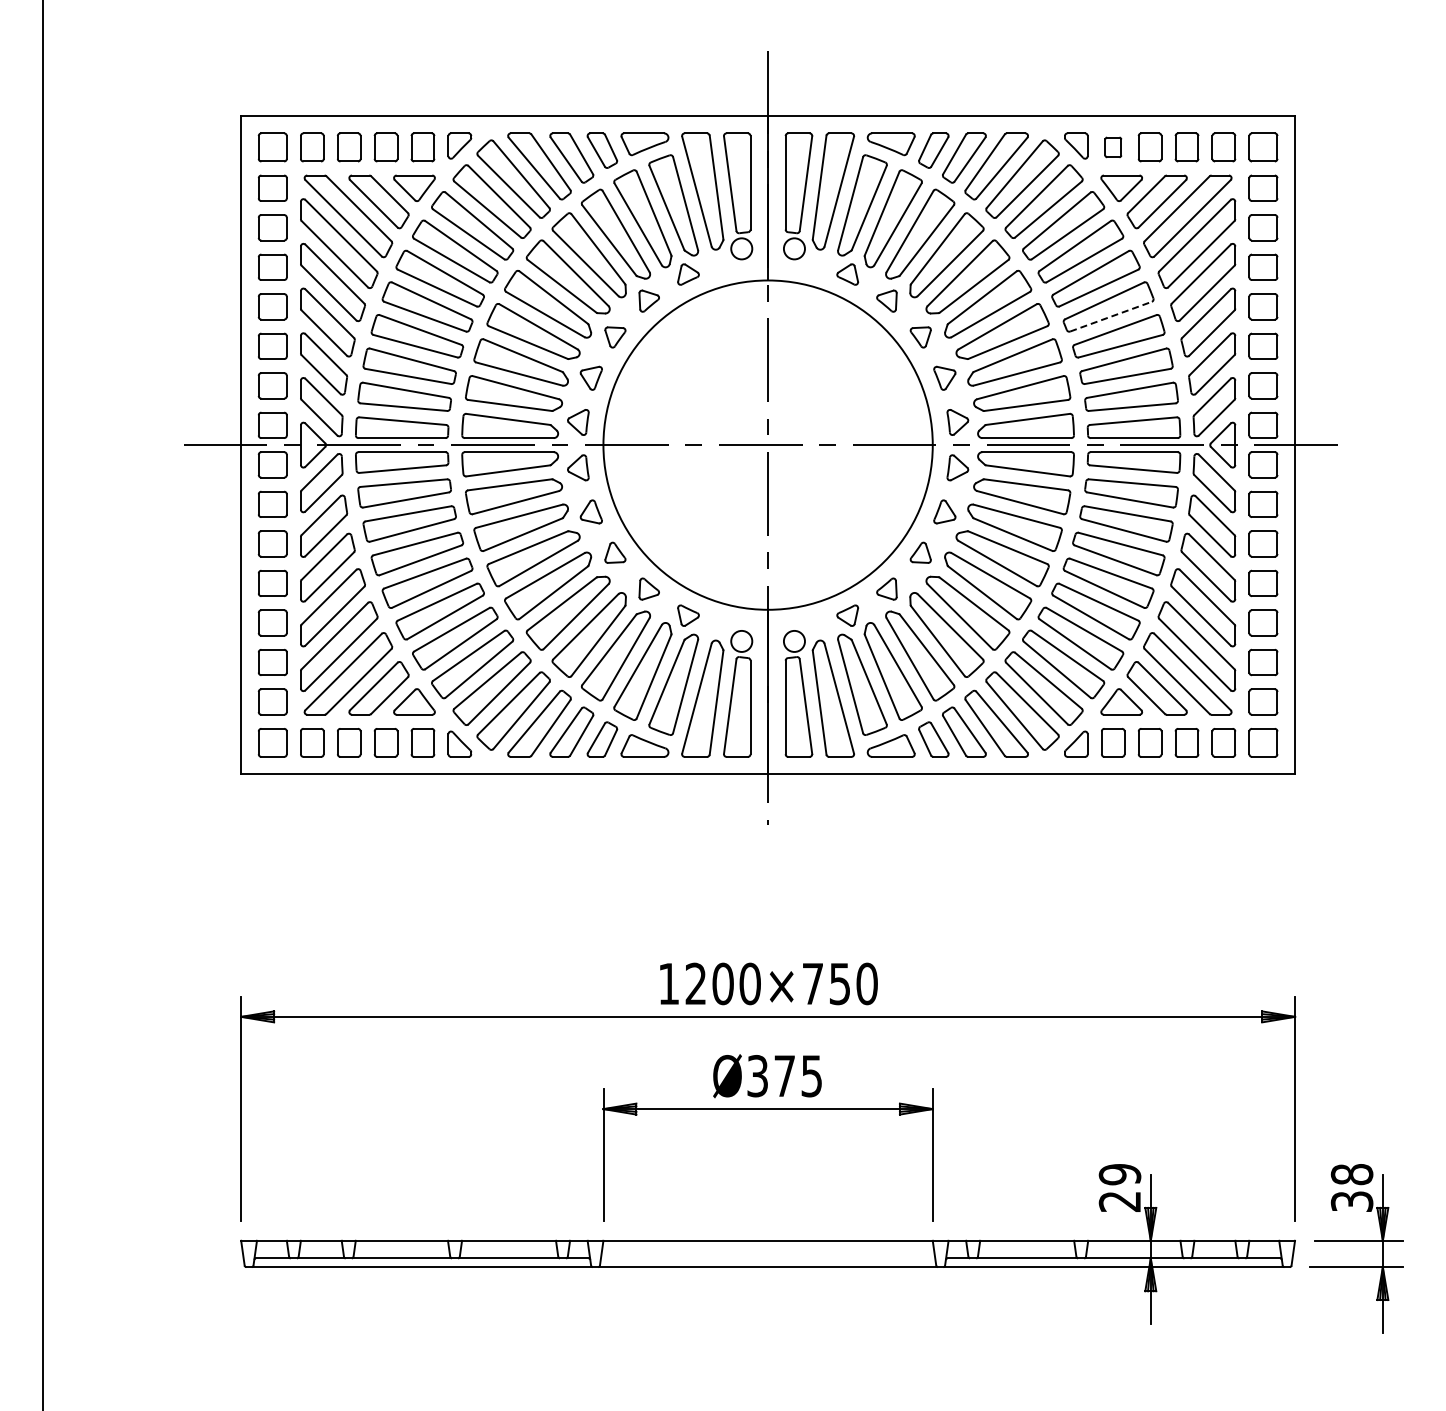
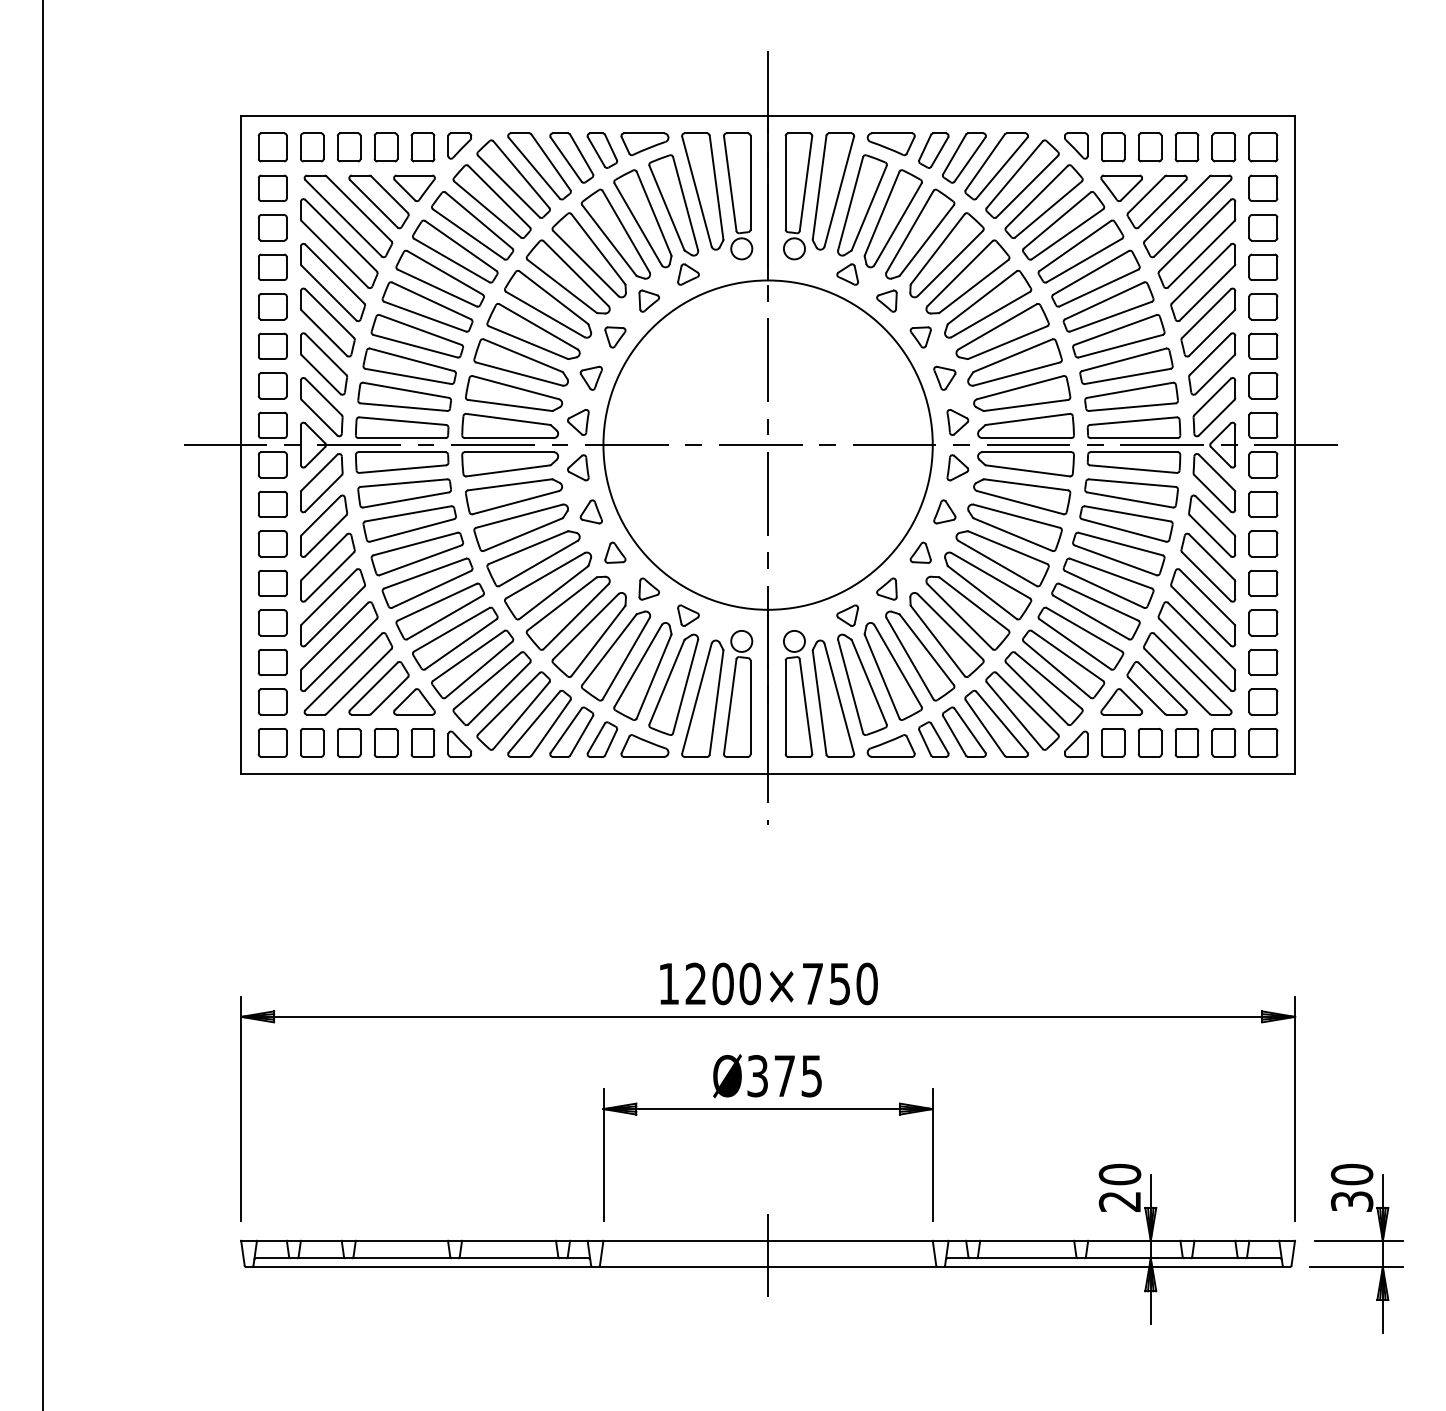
part size: 19x23 px -> 25x31 px (1113, 147)
line: dashed -> solid (1111, 316)
text: 29 -> 20 (1120, 1174)
text: 38 -> 30 (1352, 1174)
line: none -> present (768, 1255)
